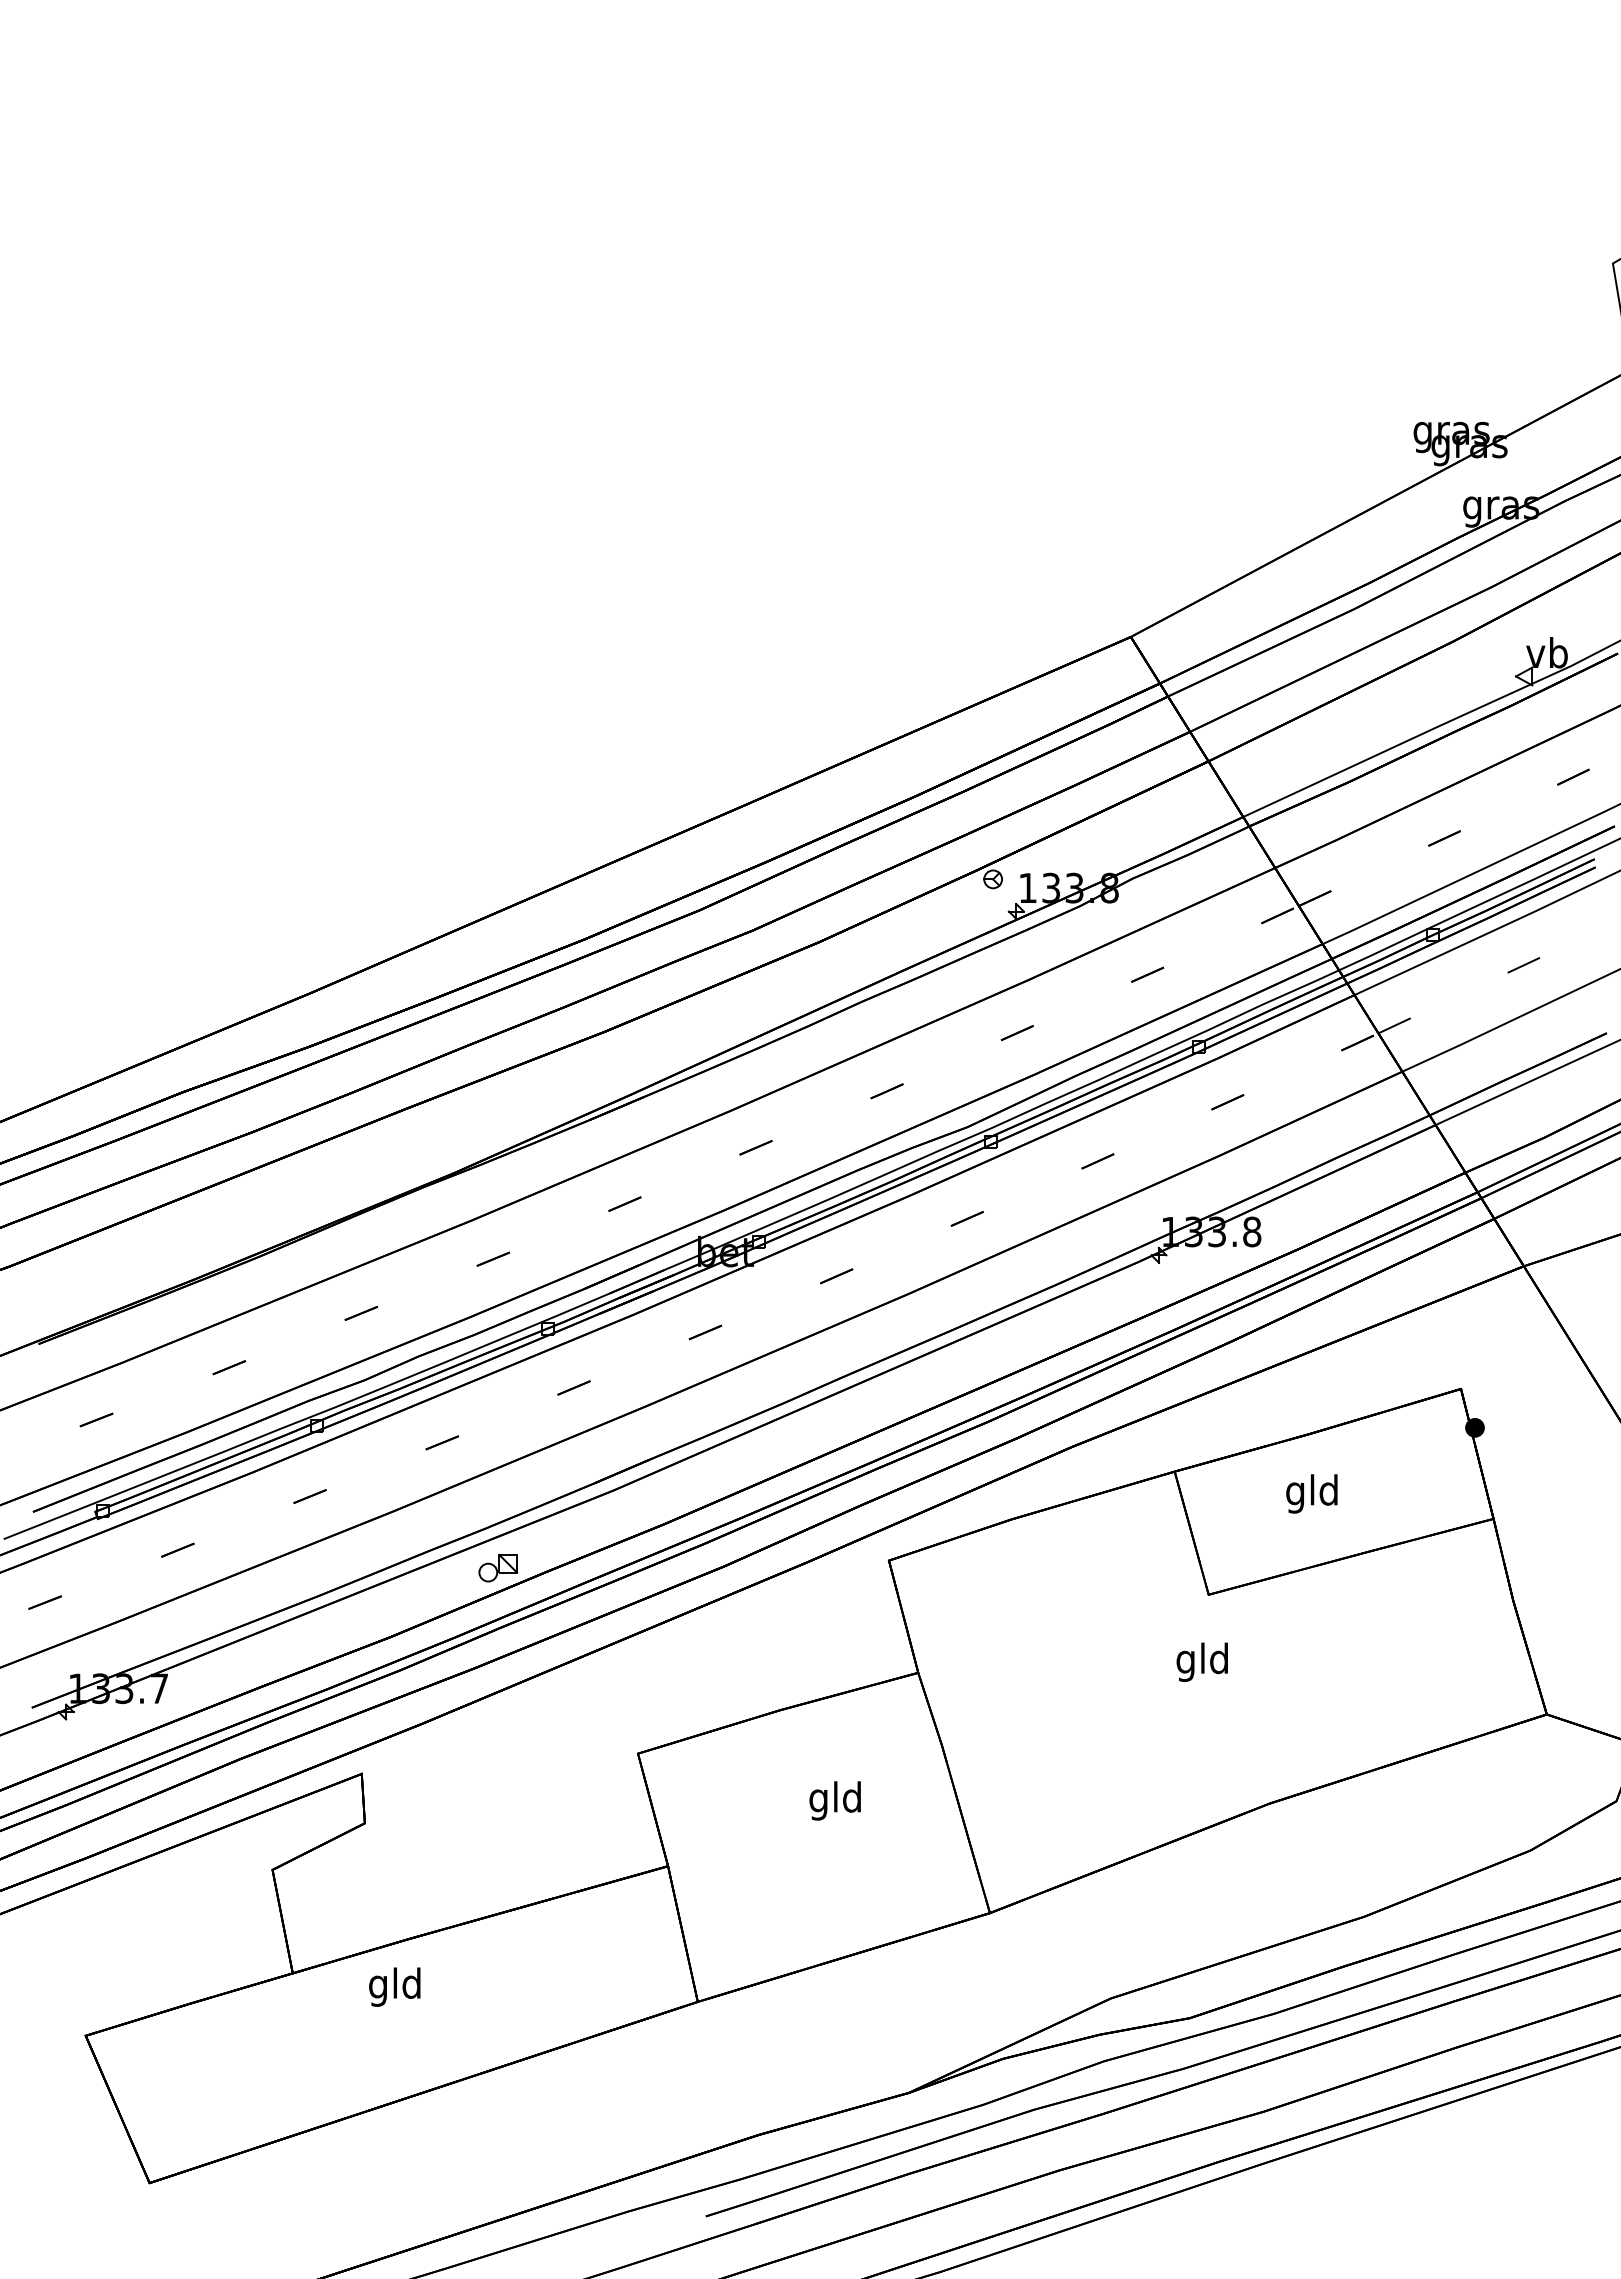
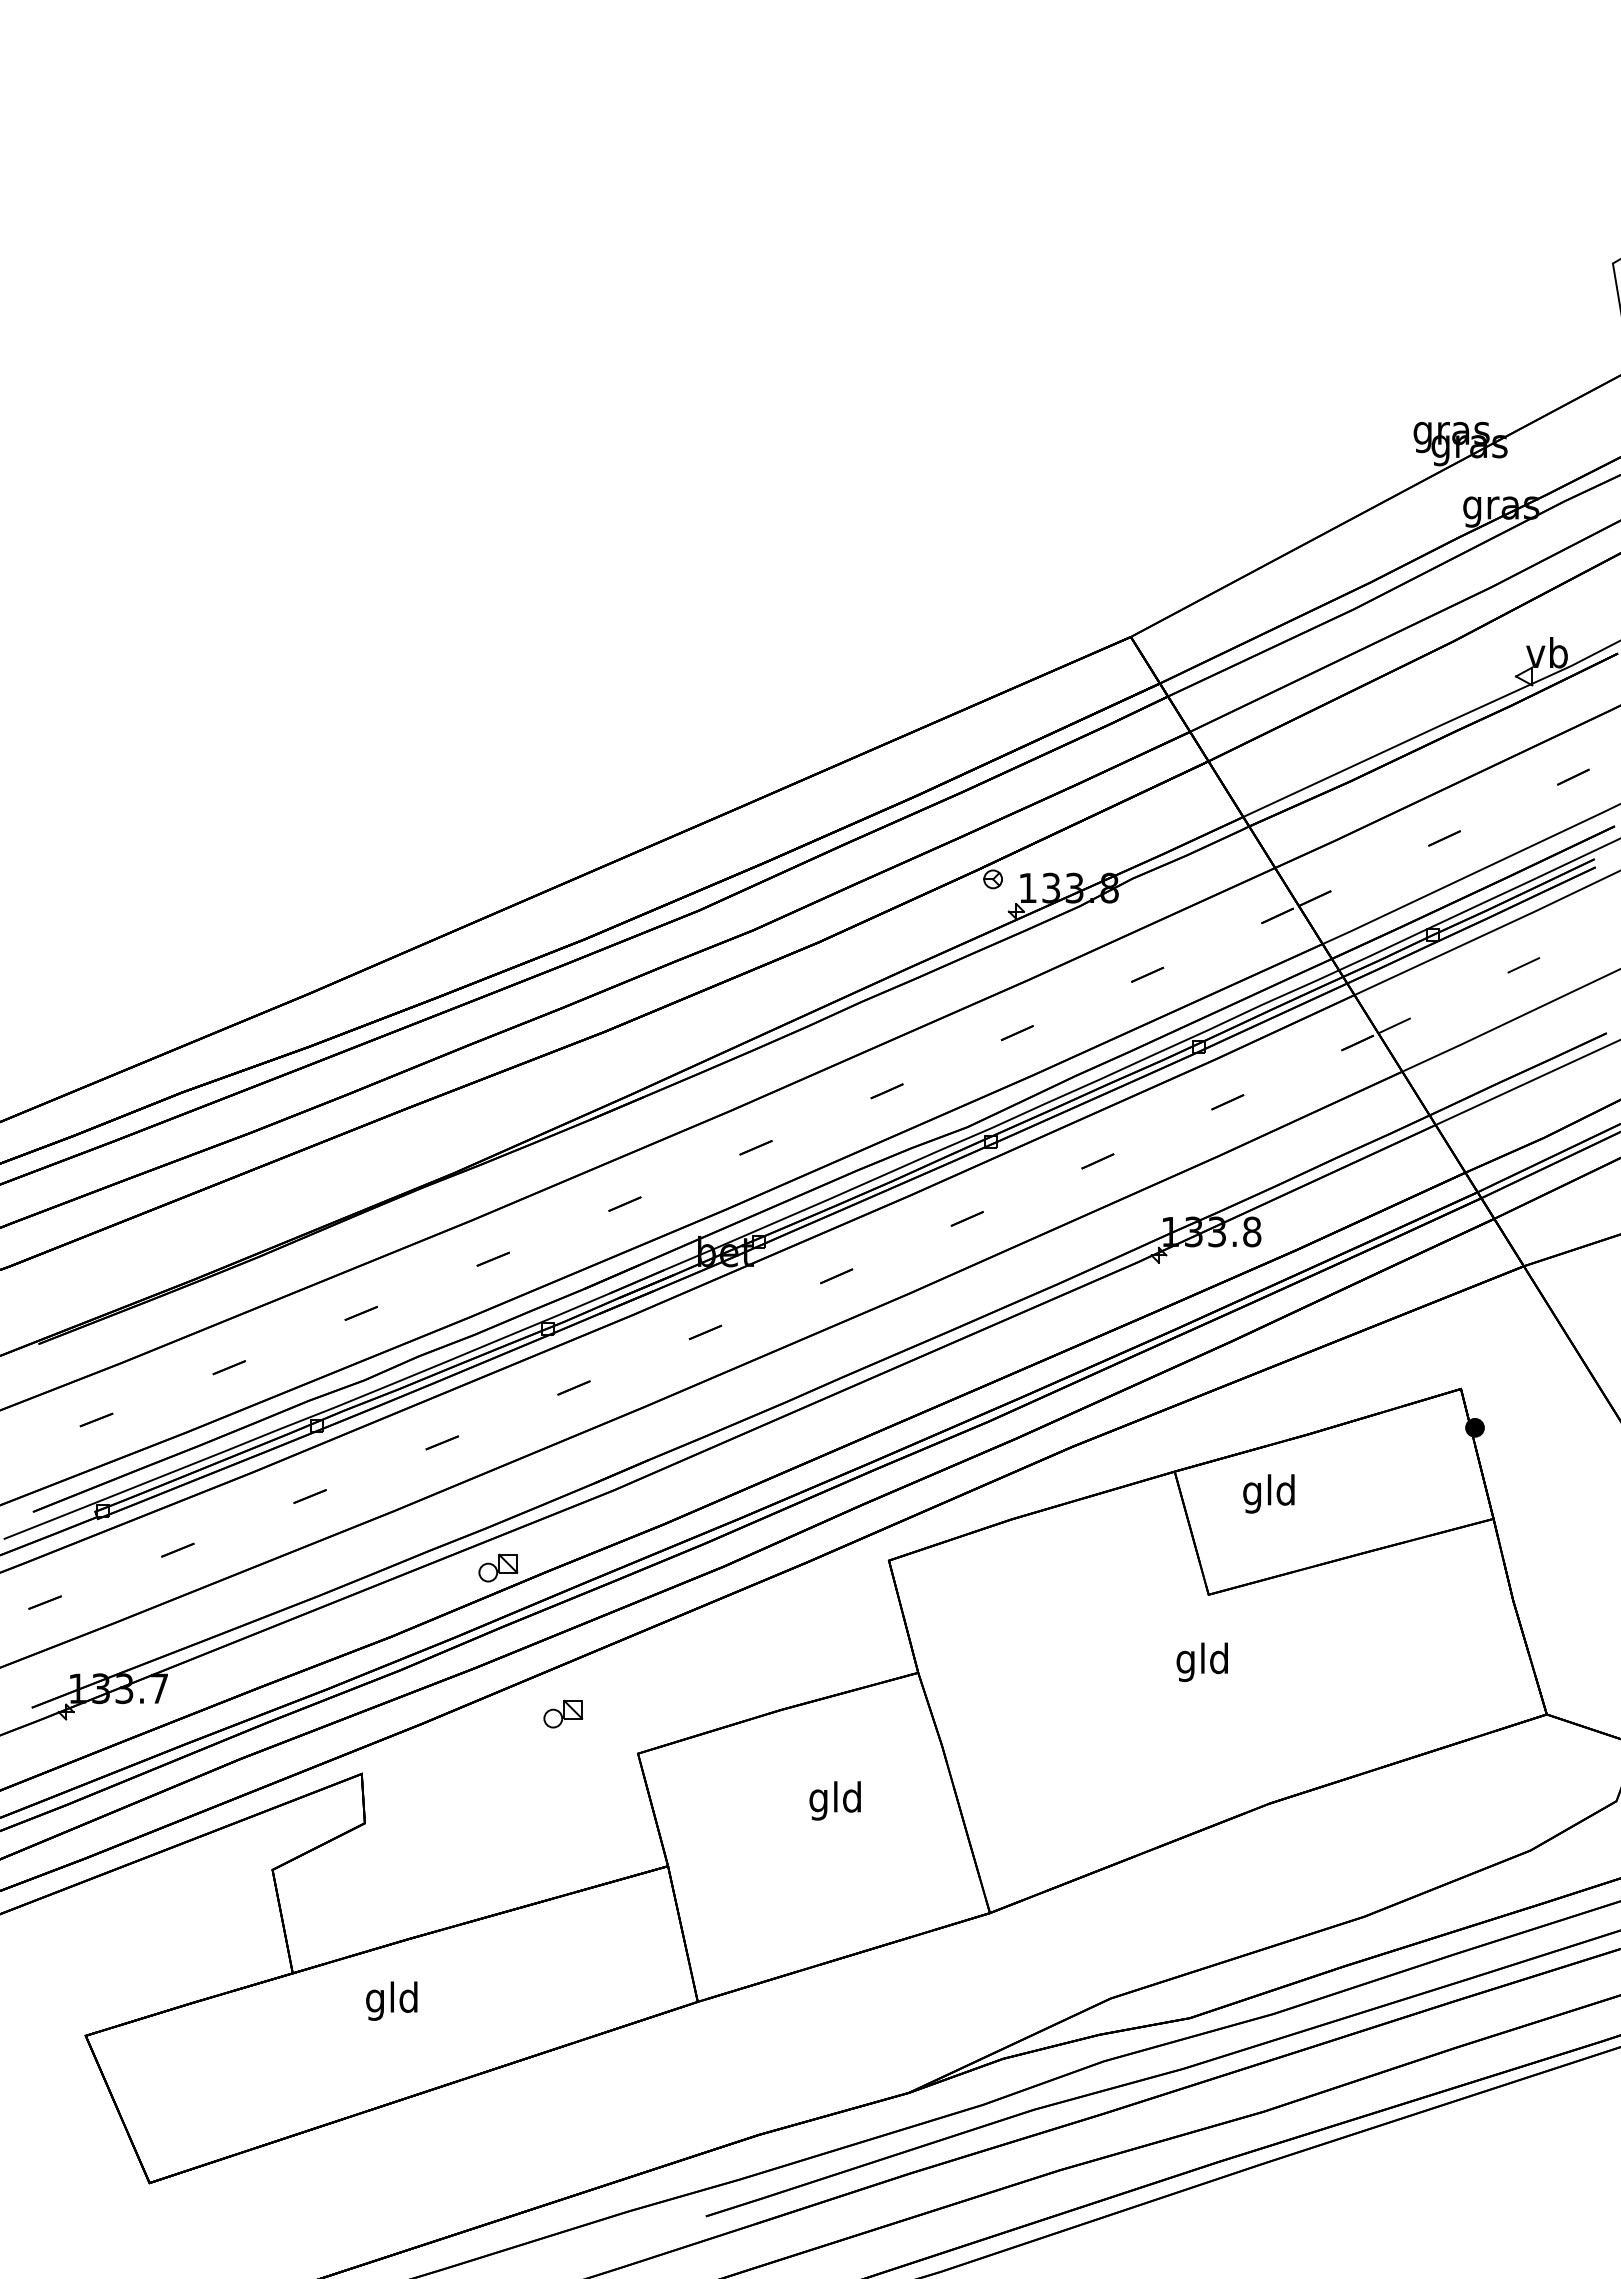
text position: (1311, 1493) -> (1268, 1493) (1268, 1493)
part: none -> present (563, 1713)
text position: (394, 1986) -> (391, 2000) (391, 2000)
